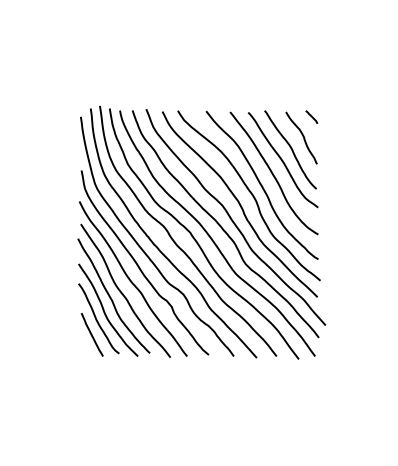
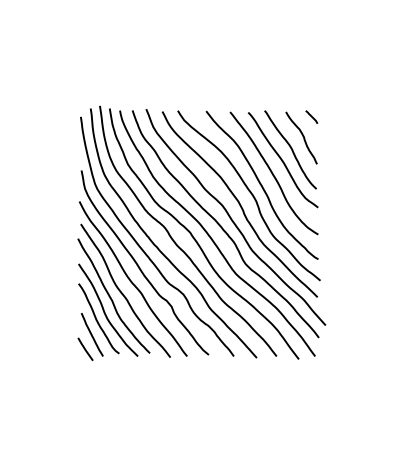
line: none -> present (85, 348)
